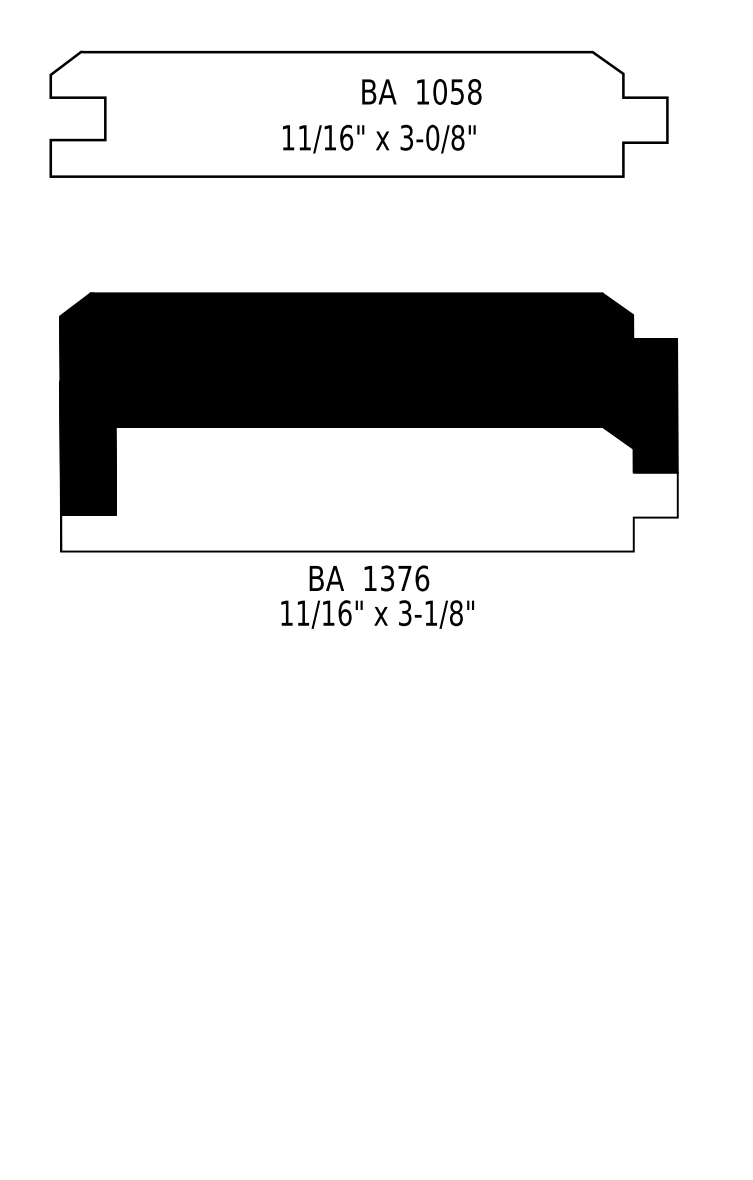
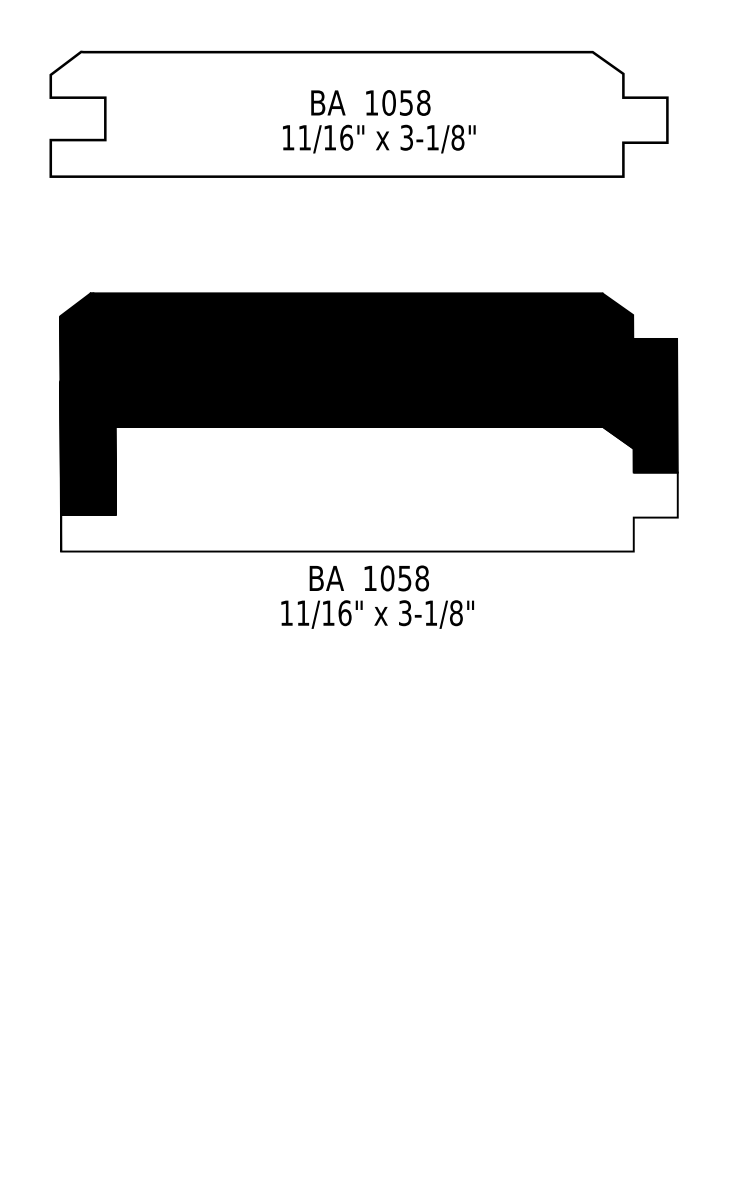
text position: (421, 91) -> (370, 102) (370, 102)
text: 3-0/8" -> 3-1/8" (432, 137)
text: 1376 -> 1058 (404, 578)
